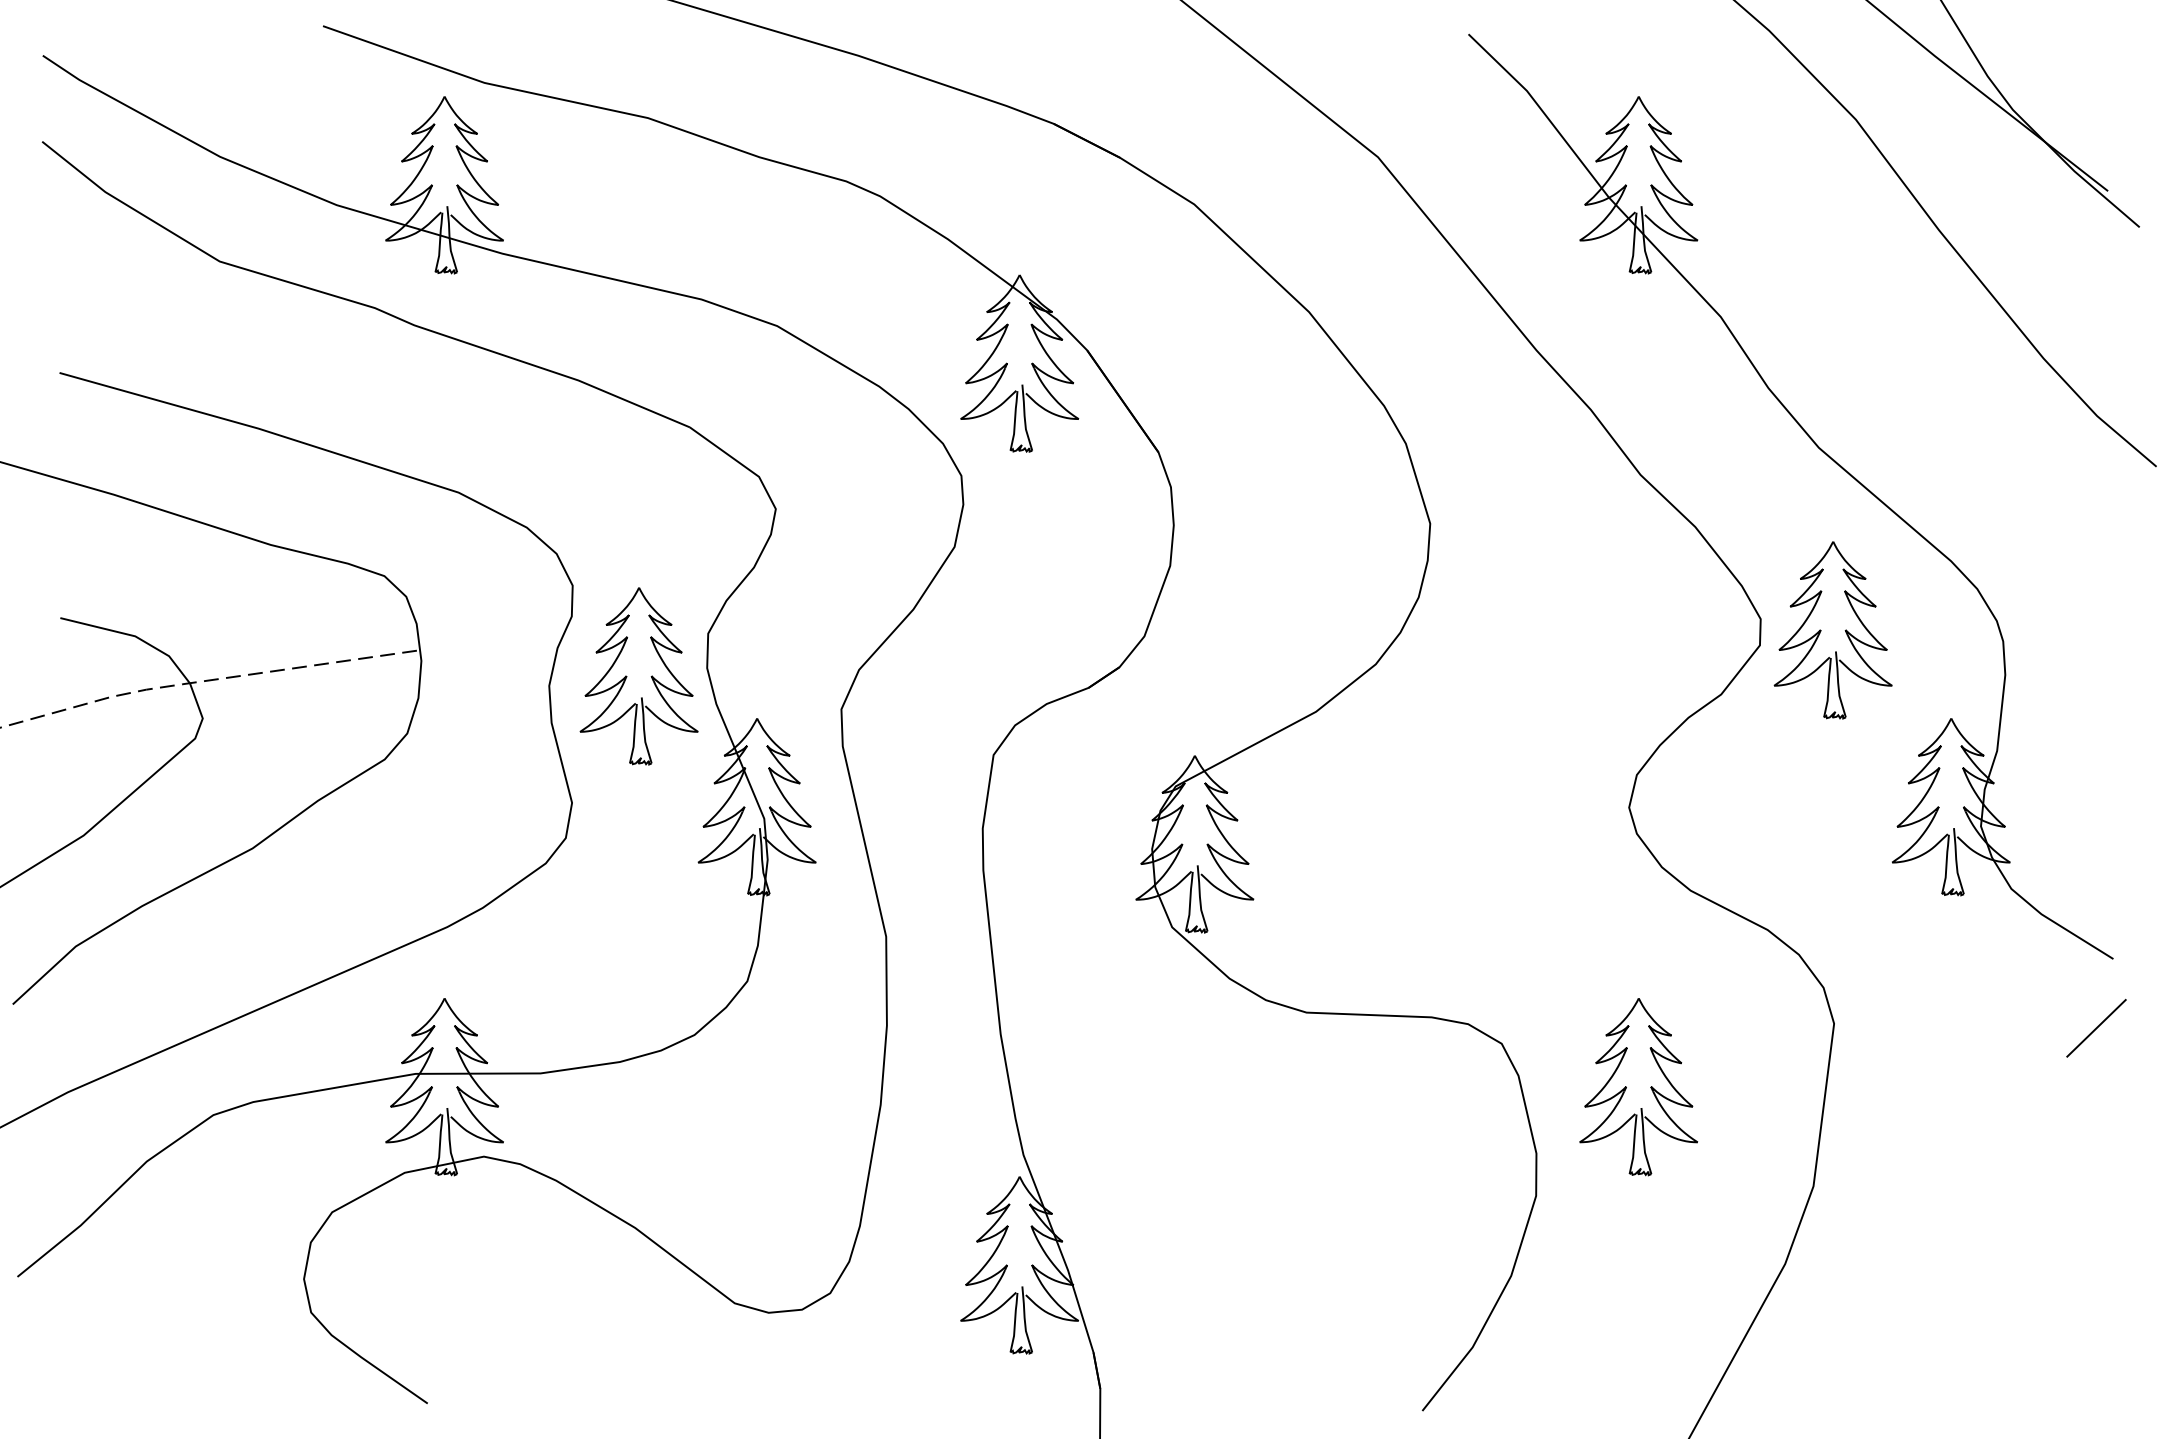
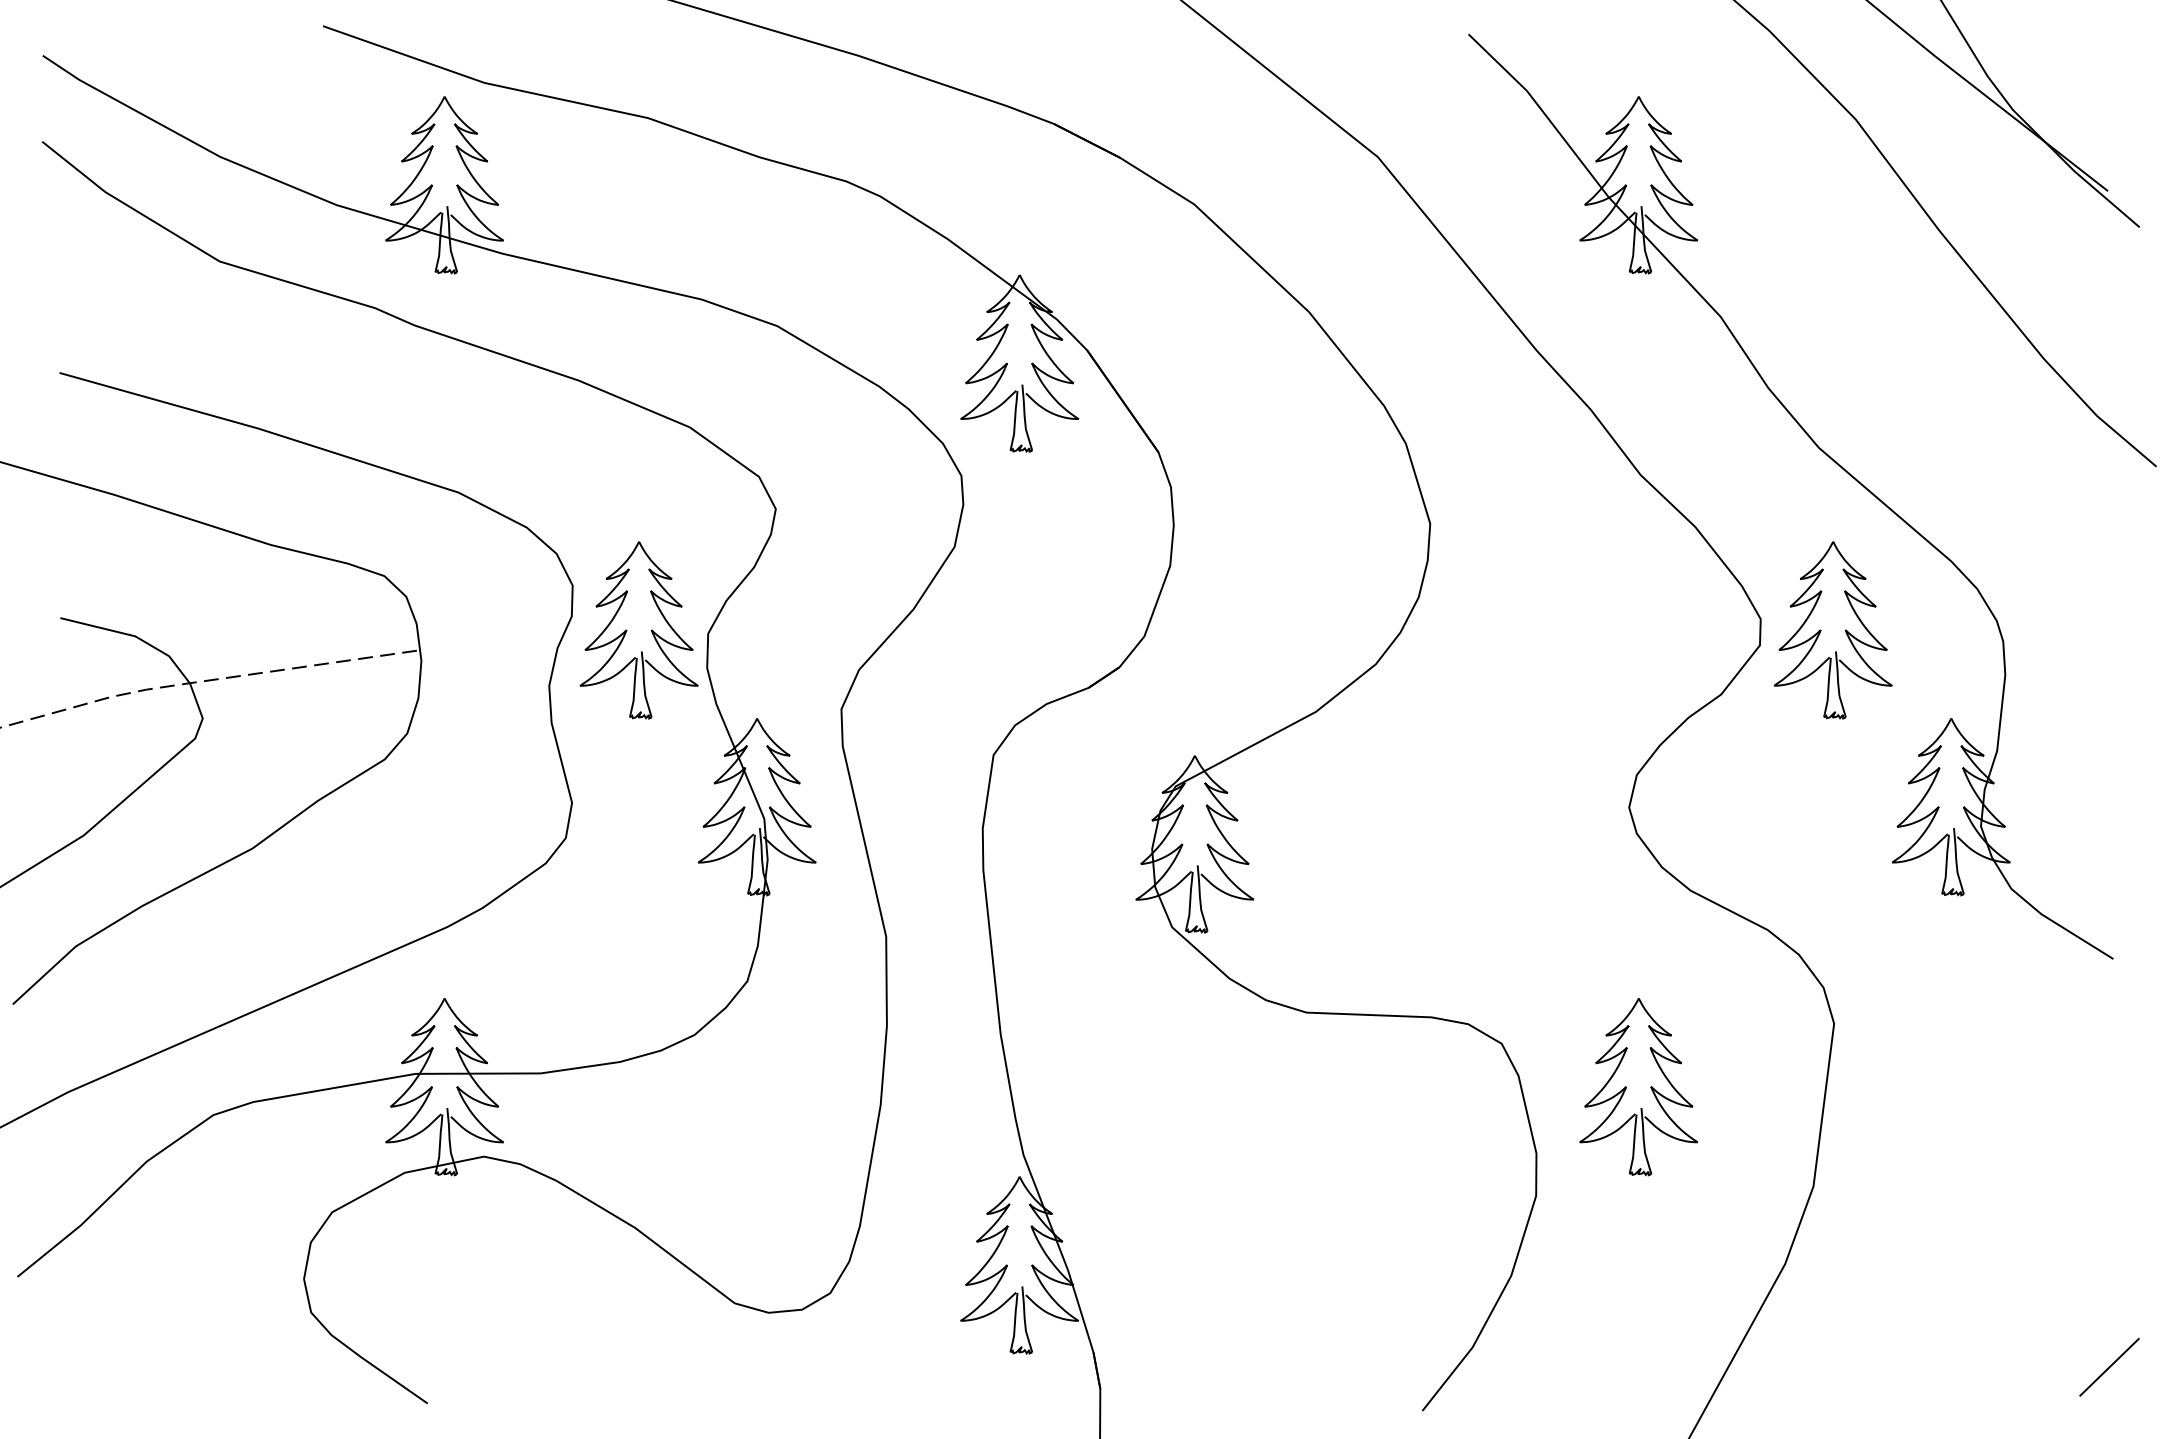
part position: (627, 676) -> (627, 630) (627, 630)
line position: (2096, 1027) -> (2109, 1366) (2109, 1366)
